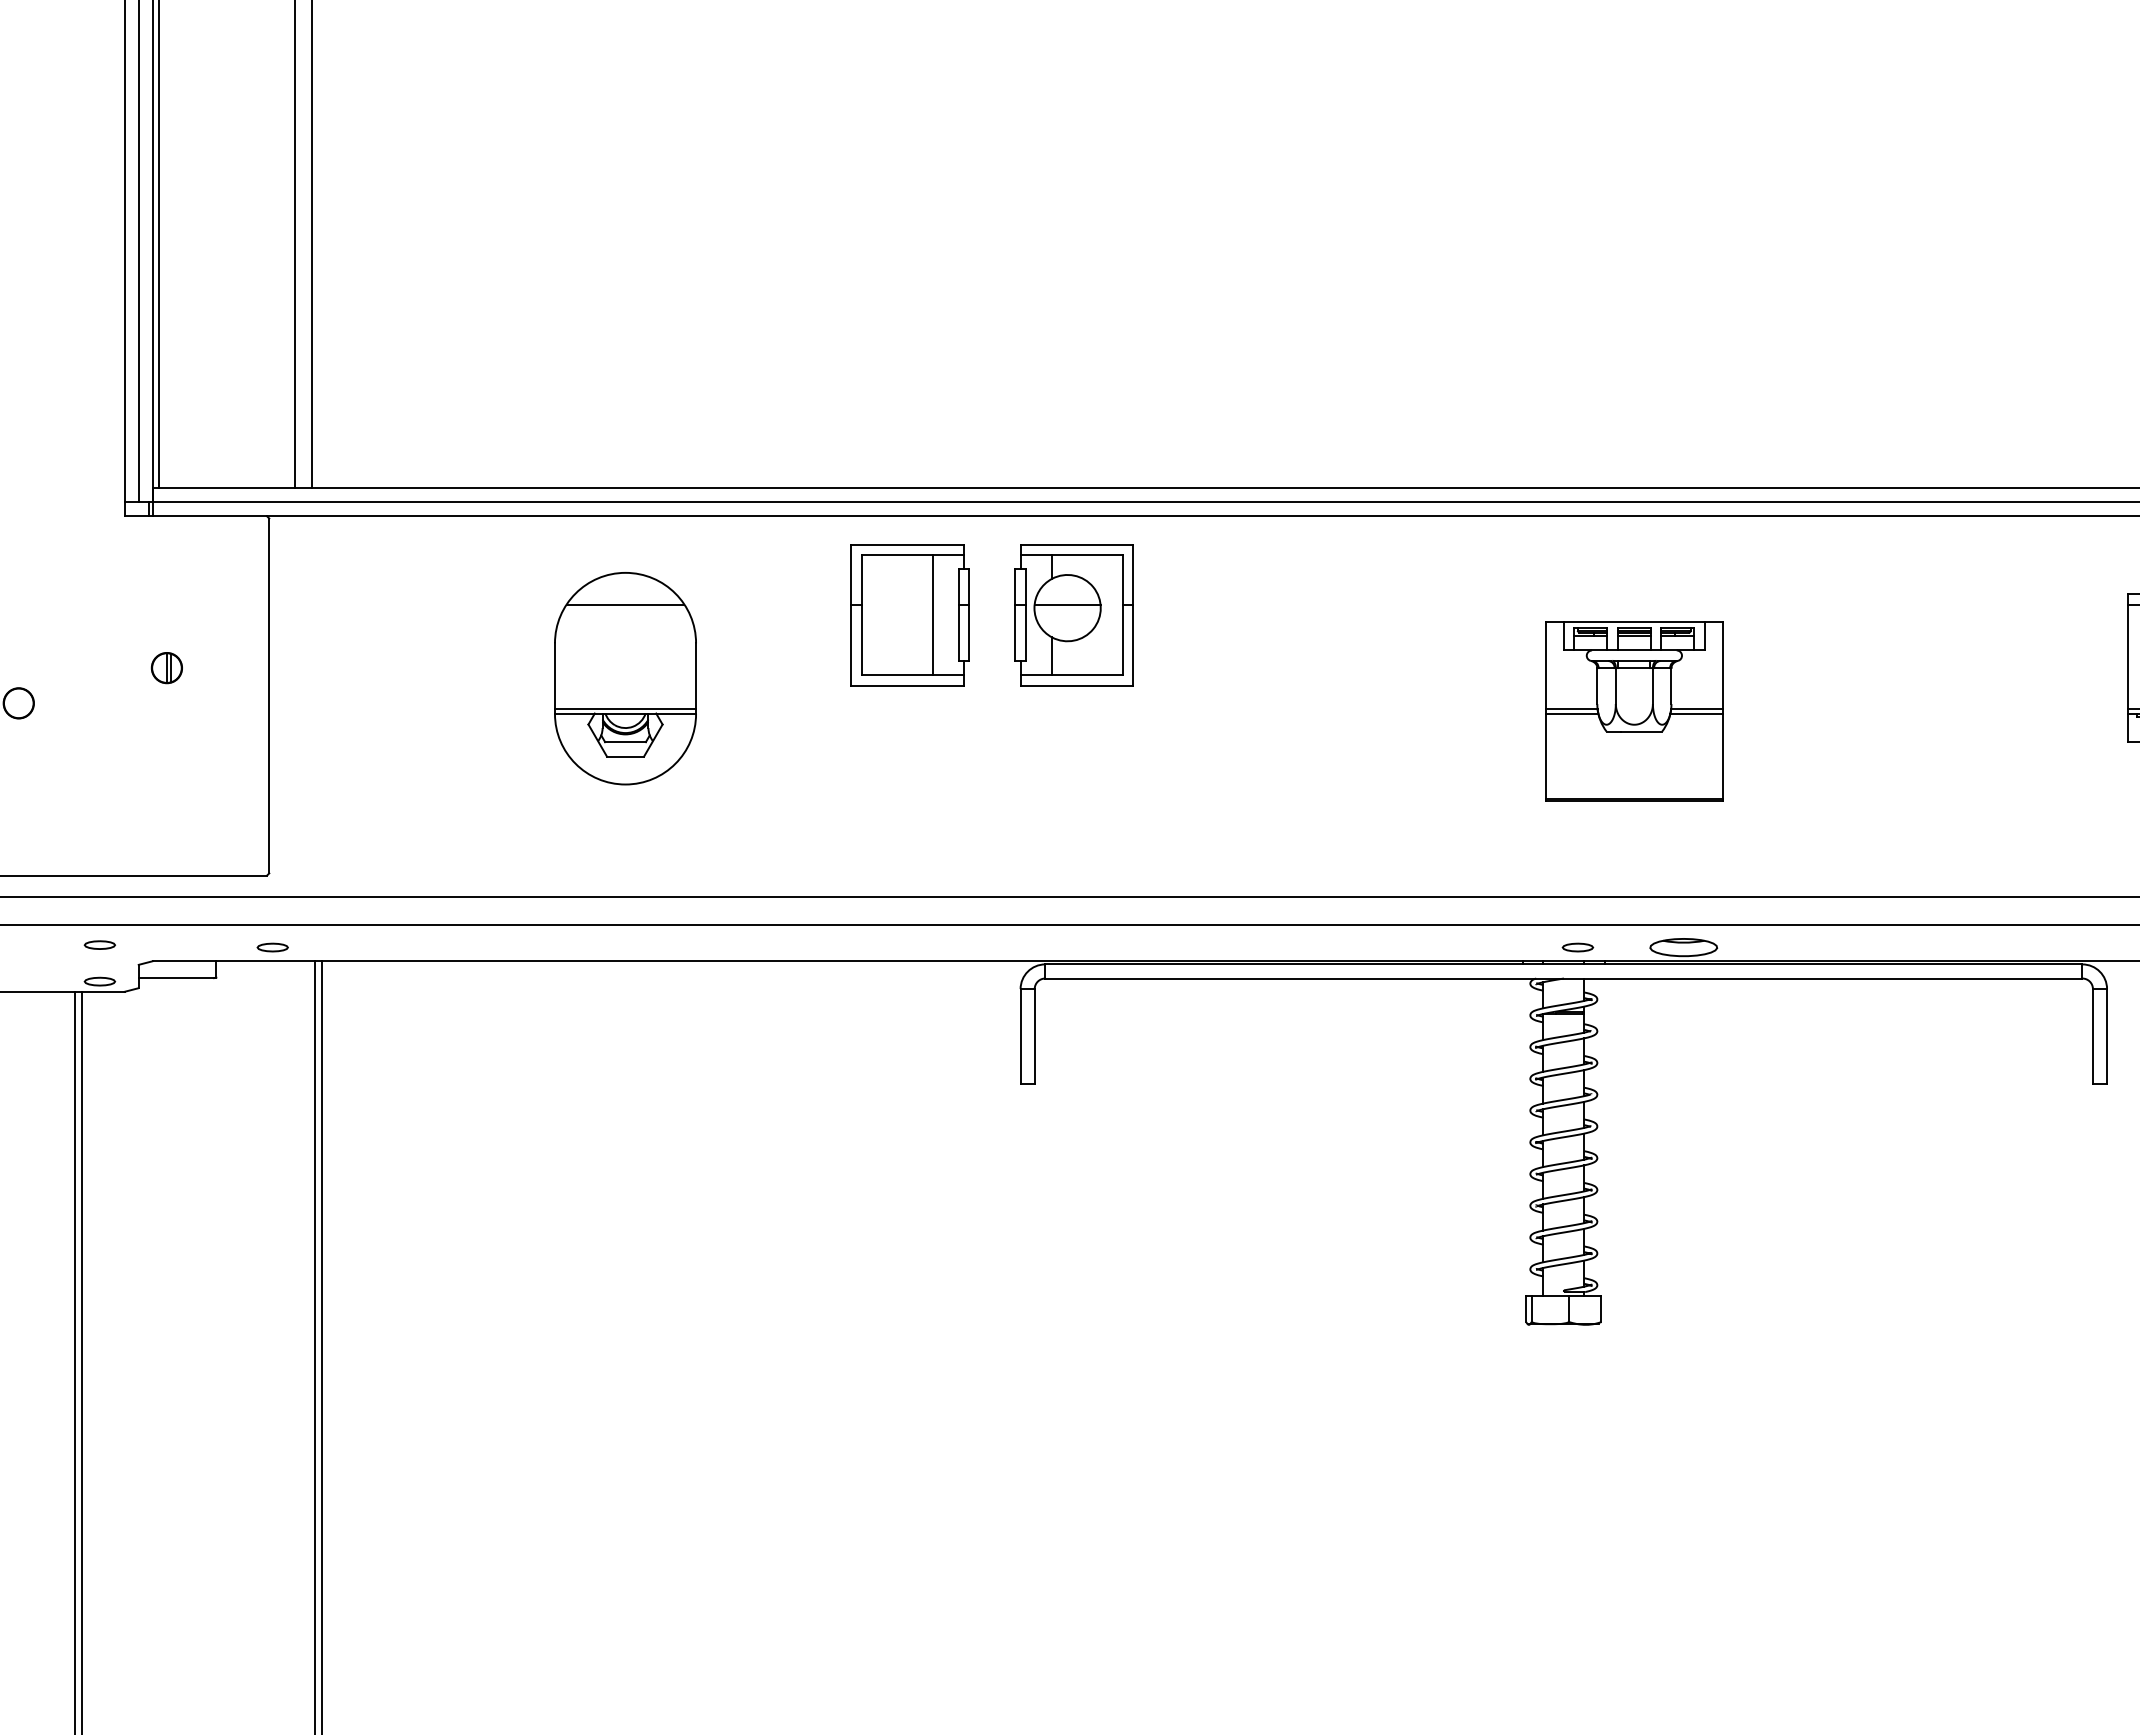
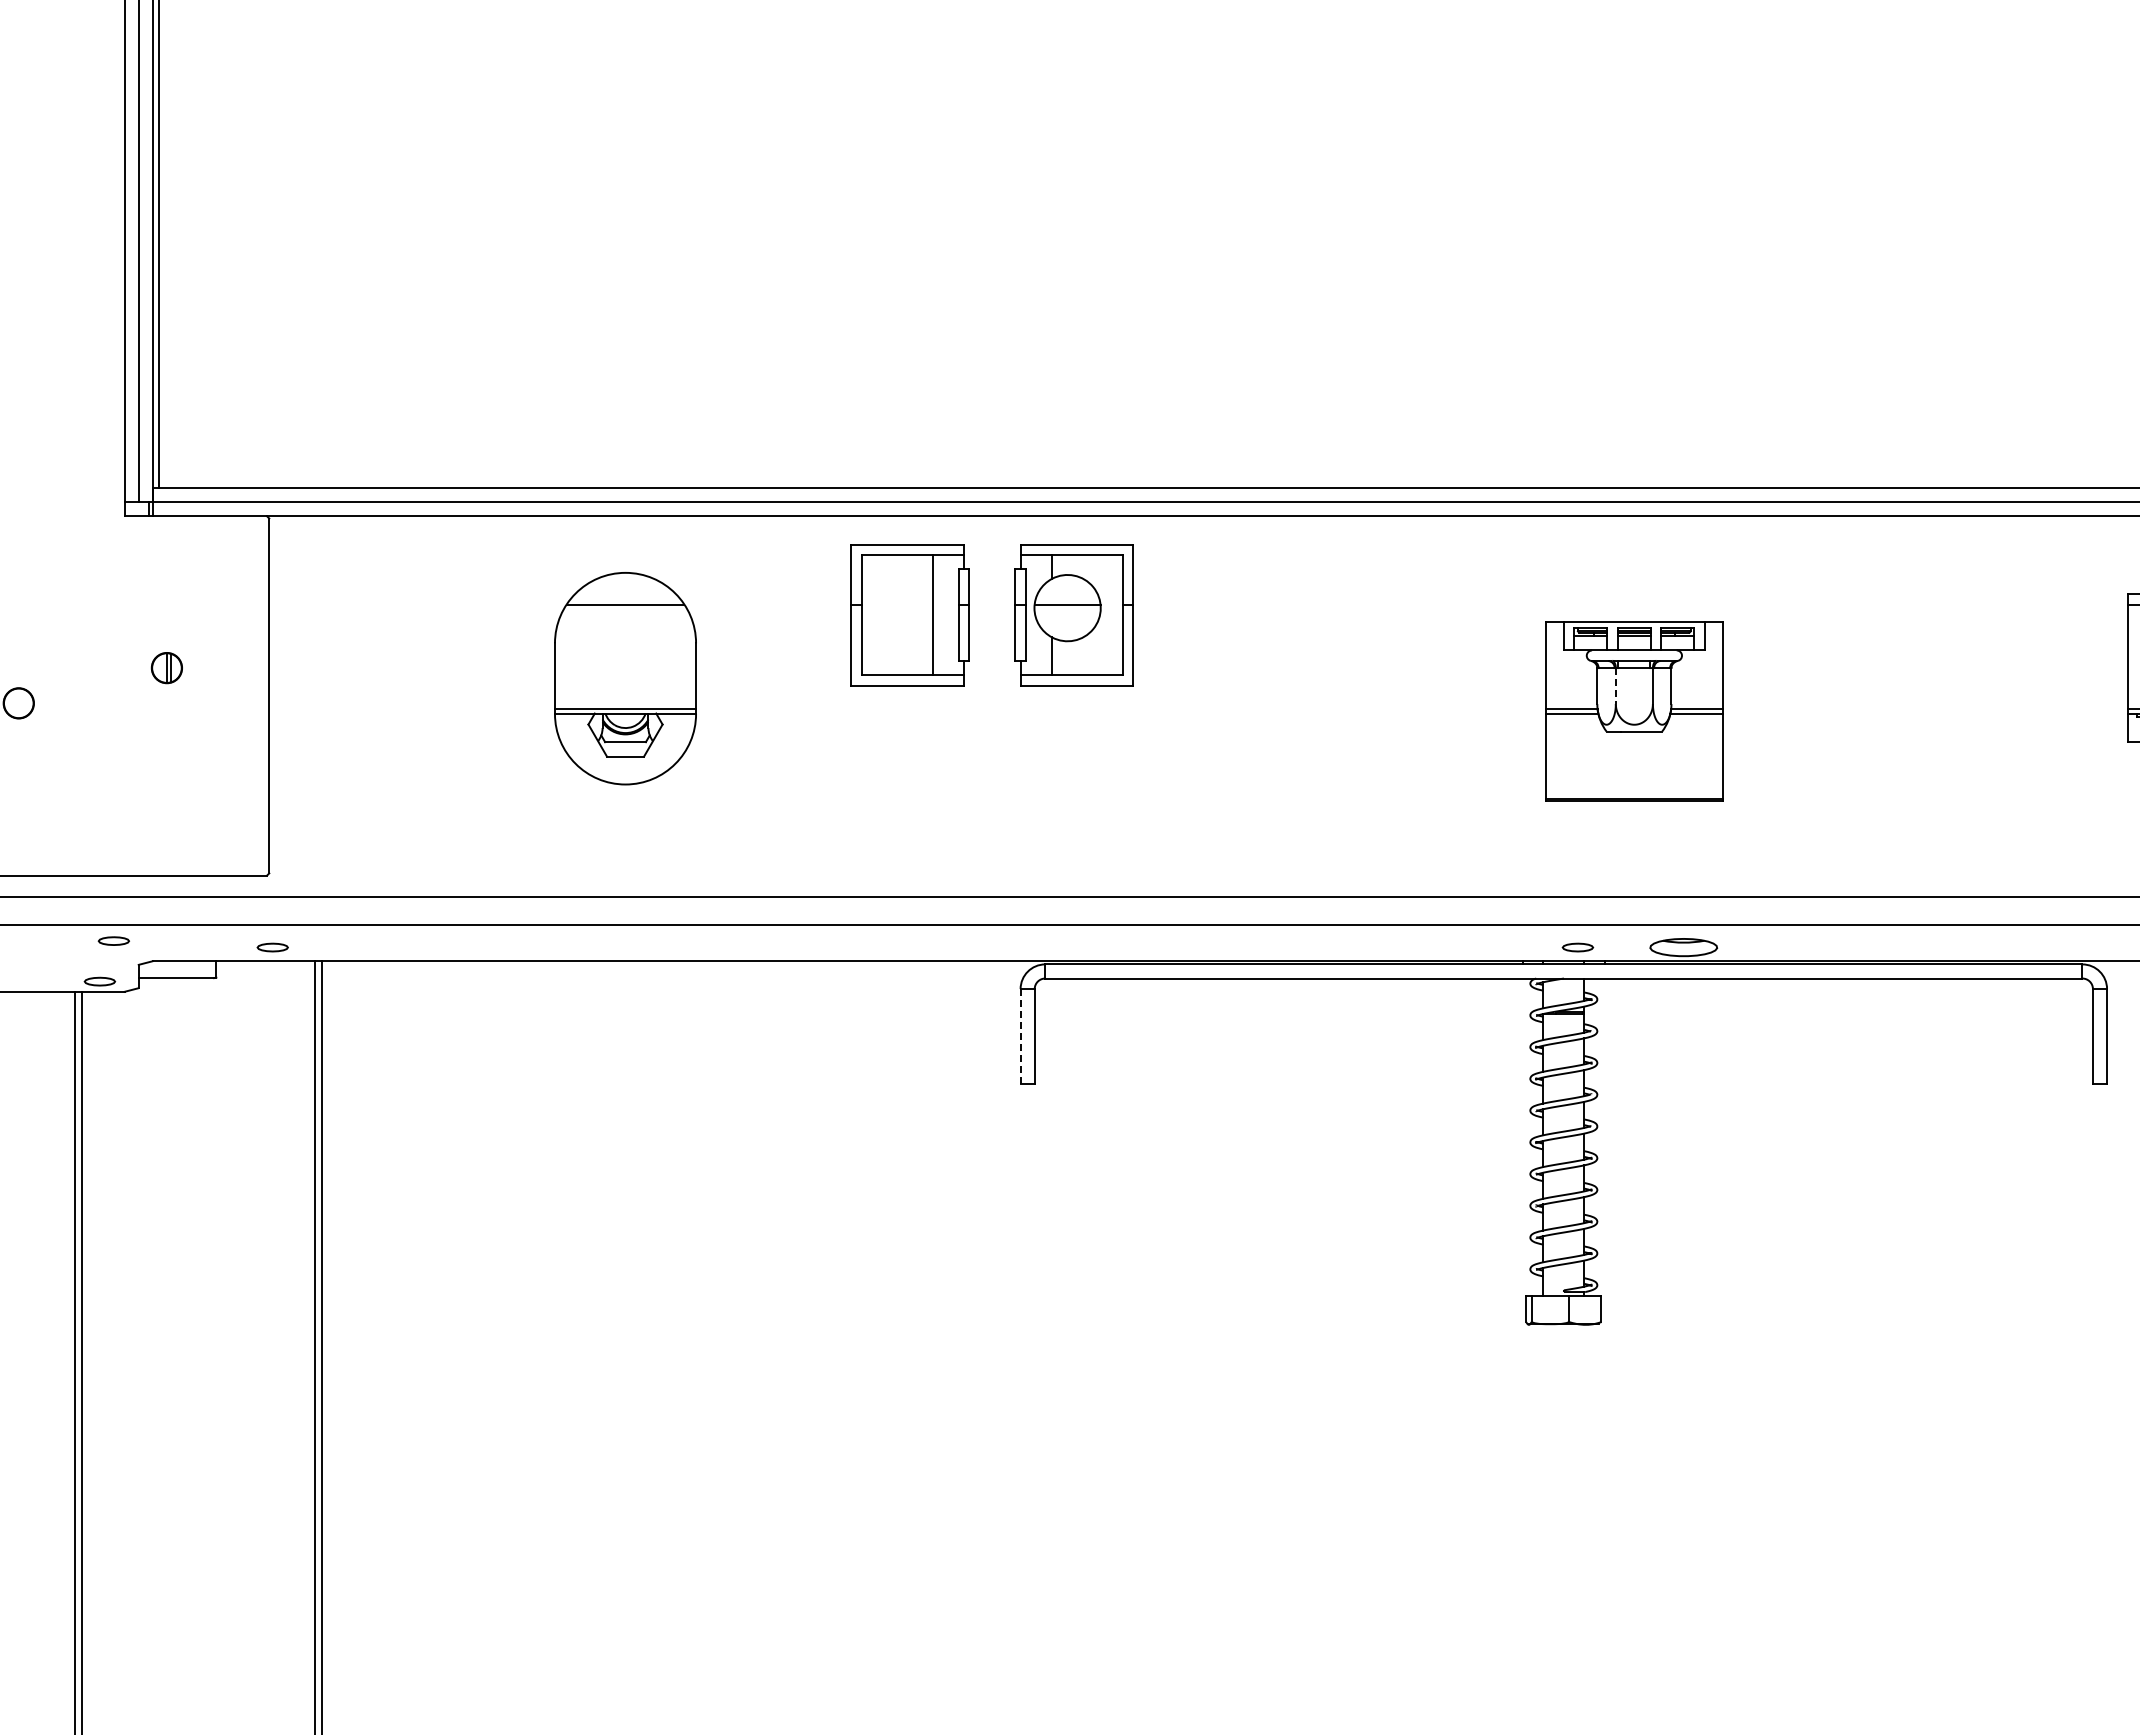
line: present -> none (295, 245)
line: present -> none (311, 245)
line: solid -> dashed (1615, 686)
part position: (99, 944) -> (113, 940) (113, 940)
line: solid -> dashed (1020, 1036)
